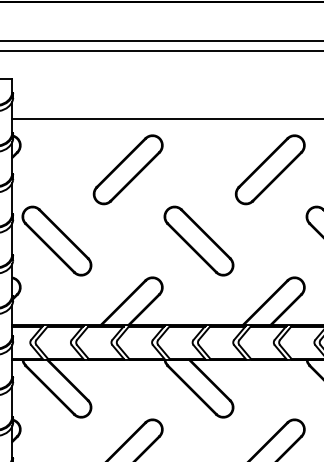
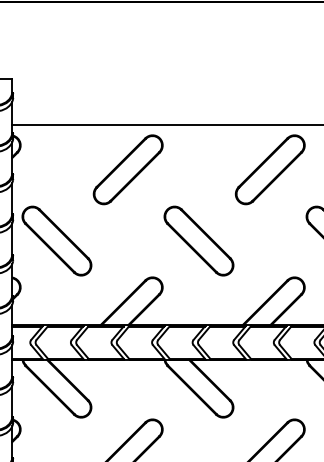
line: present -> none (161, 40)
line: present -> none (161, 51)
line position: (166, 119) -> (166, 125) (166, 125)
